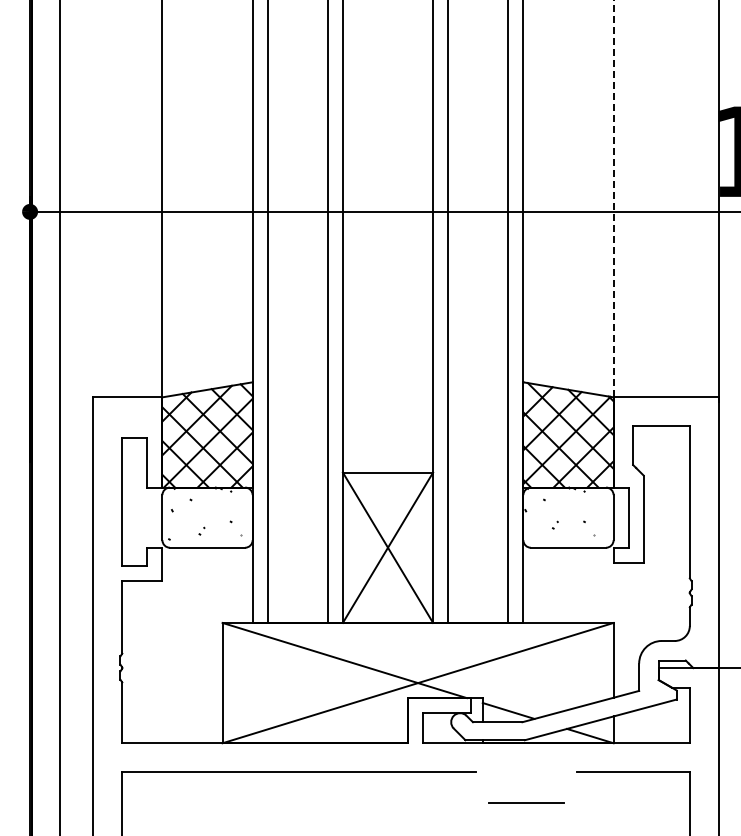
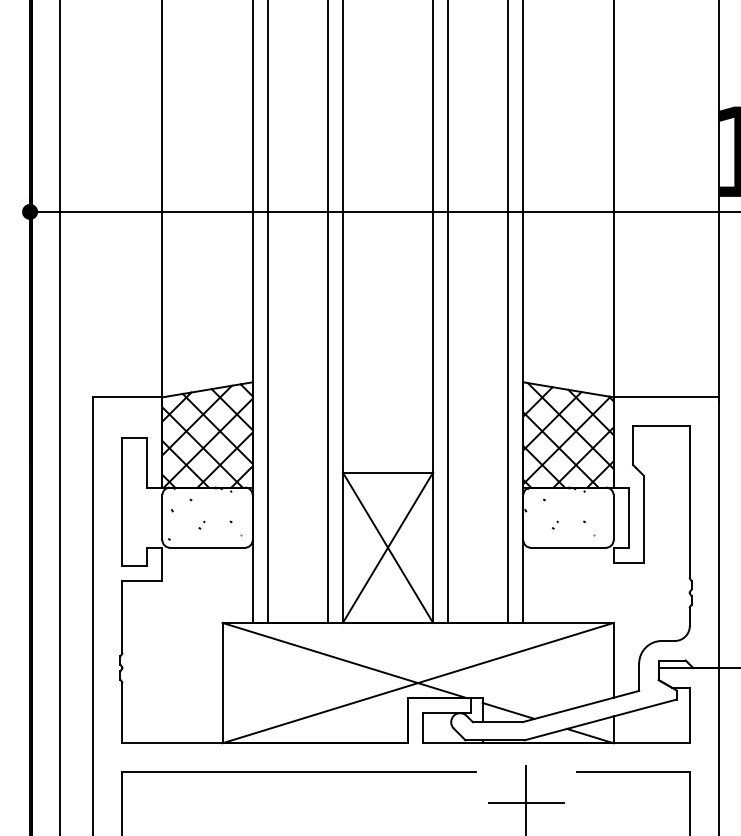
line: dashed -> solid (613, 198)
part position: (201, 530) -> (201, 524) (201, 524)
line: none -> present (526, 798)
